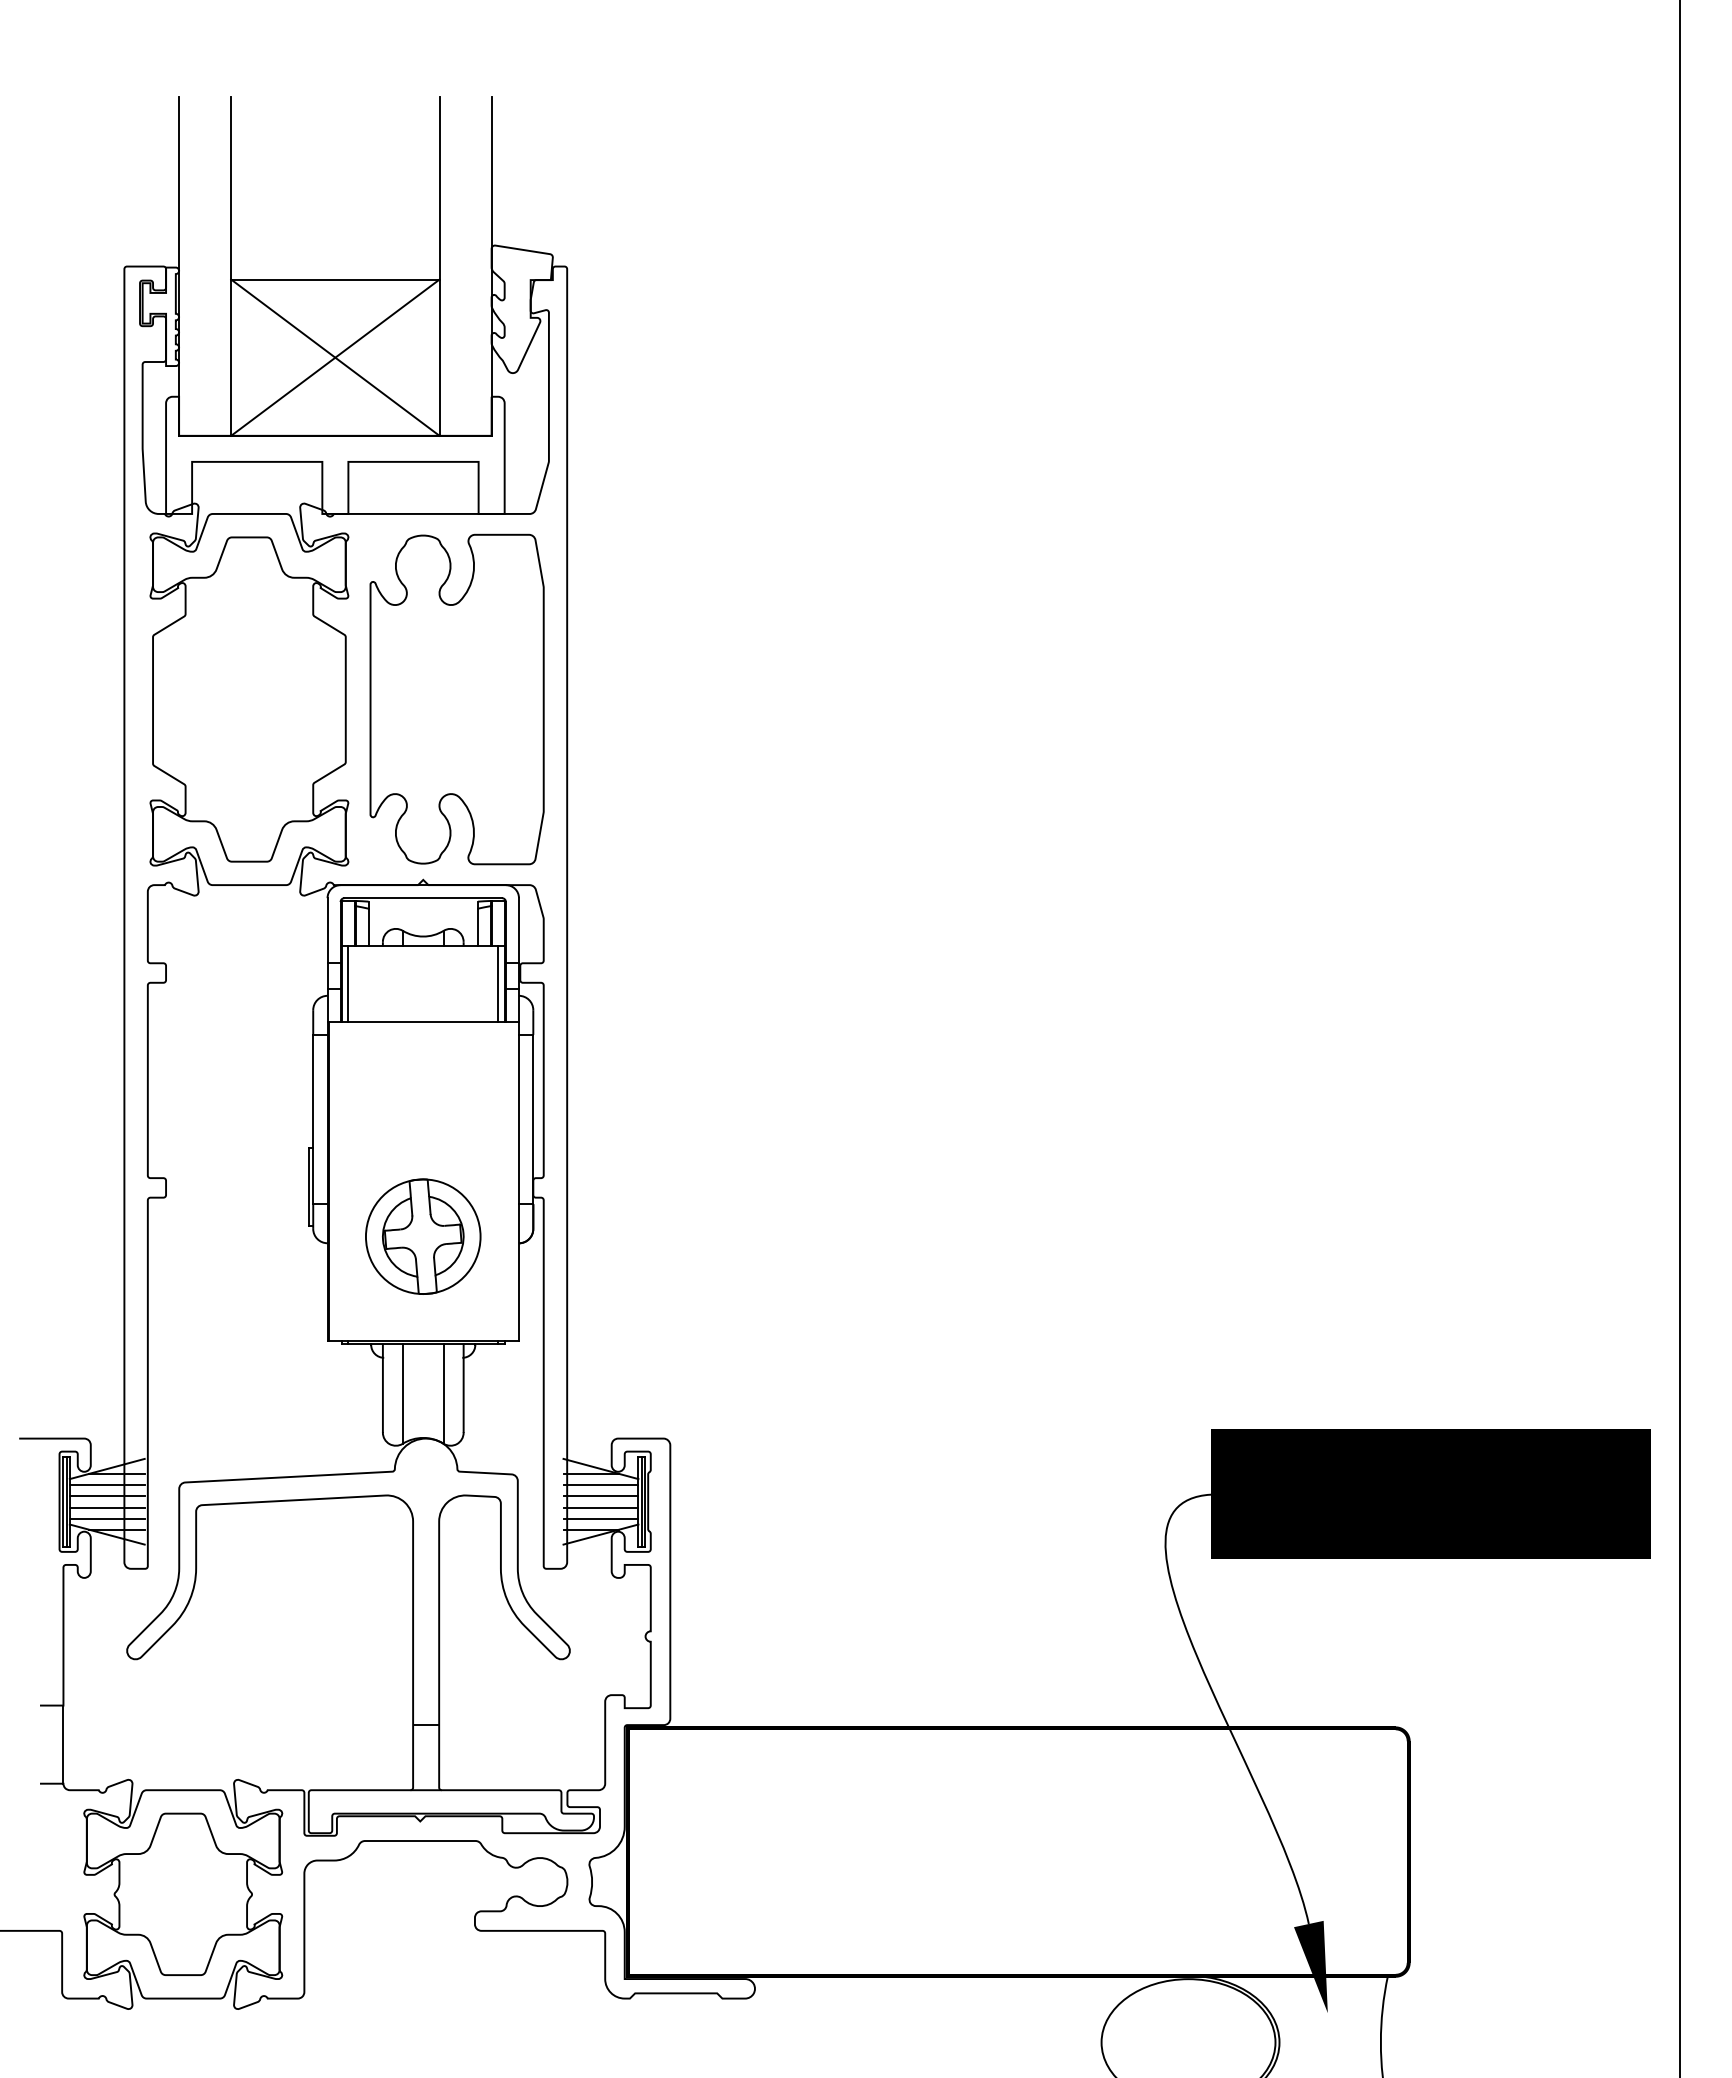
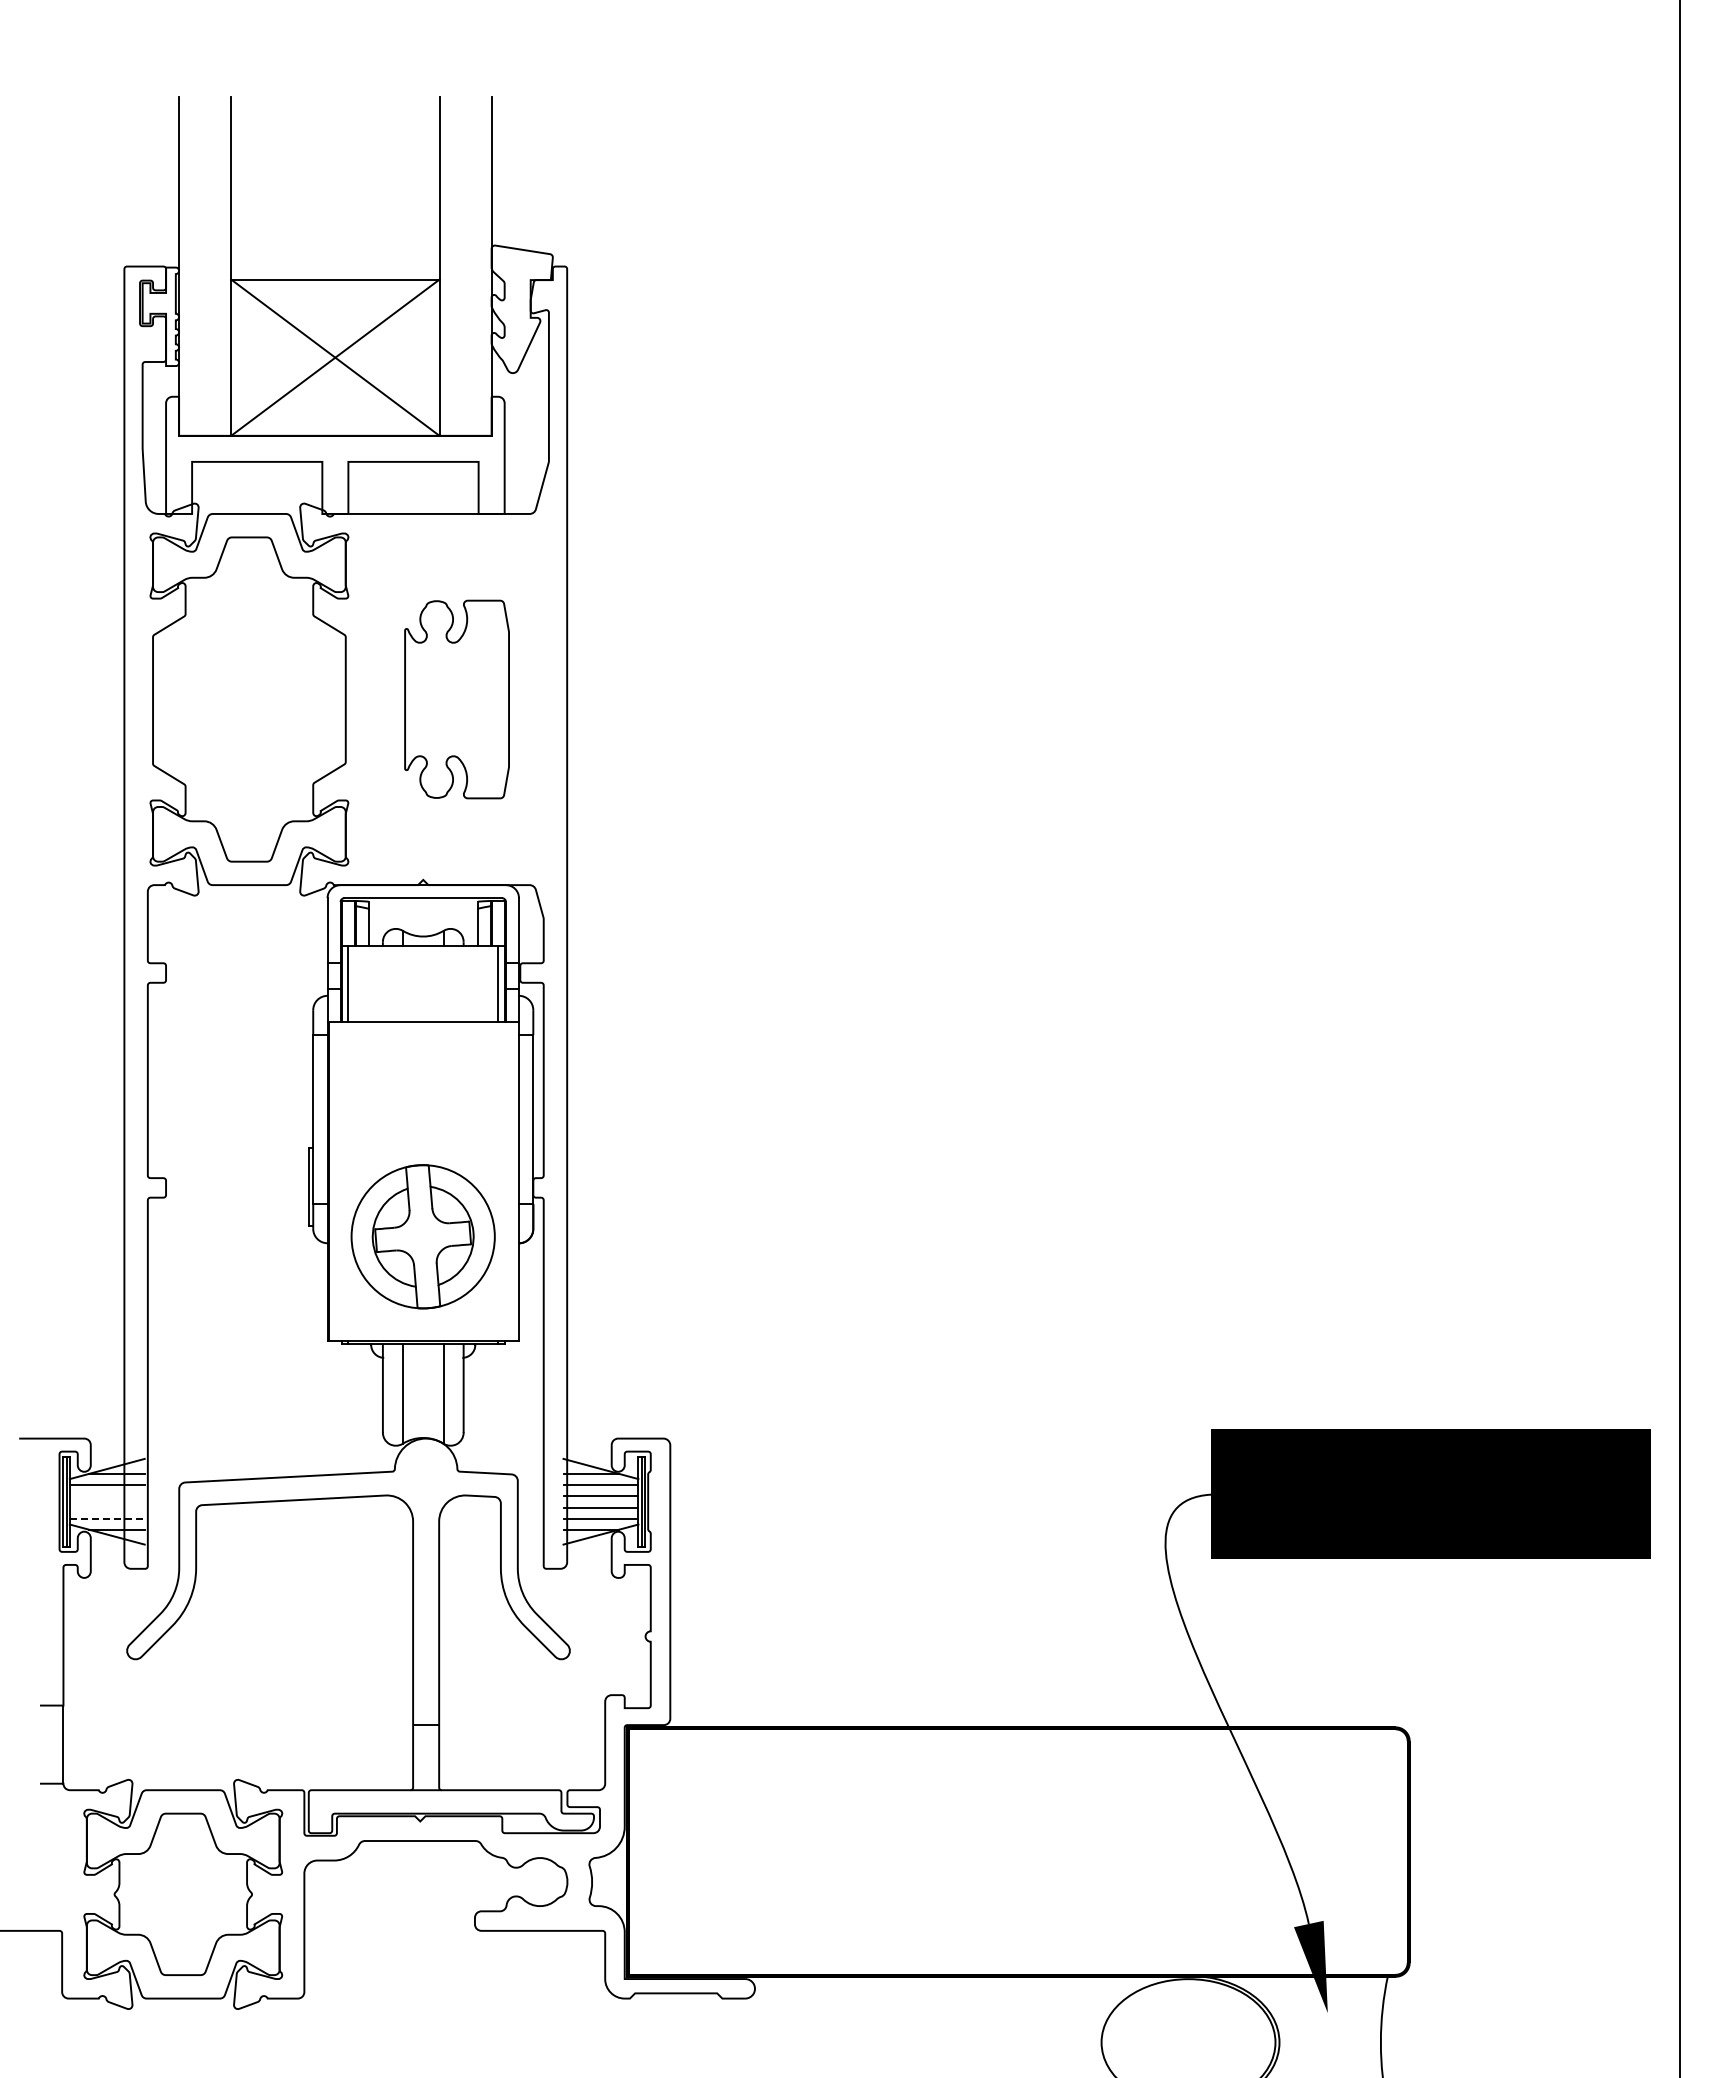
part size: 176x333 px -> 106x201 px (456, 699)
part size: 117x117 px -> 146x146 px (422, 1236)
line: present -> none (106, 1495)
line: present -> none (106, 1507)
line: solid -> dashed (107, 1518)
